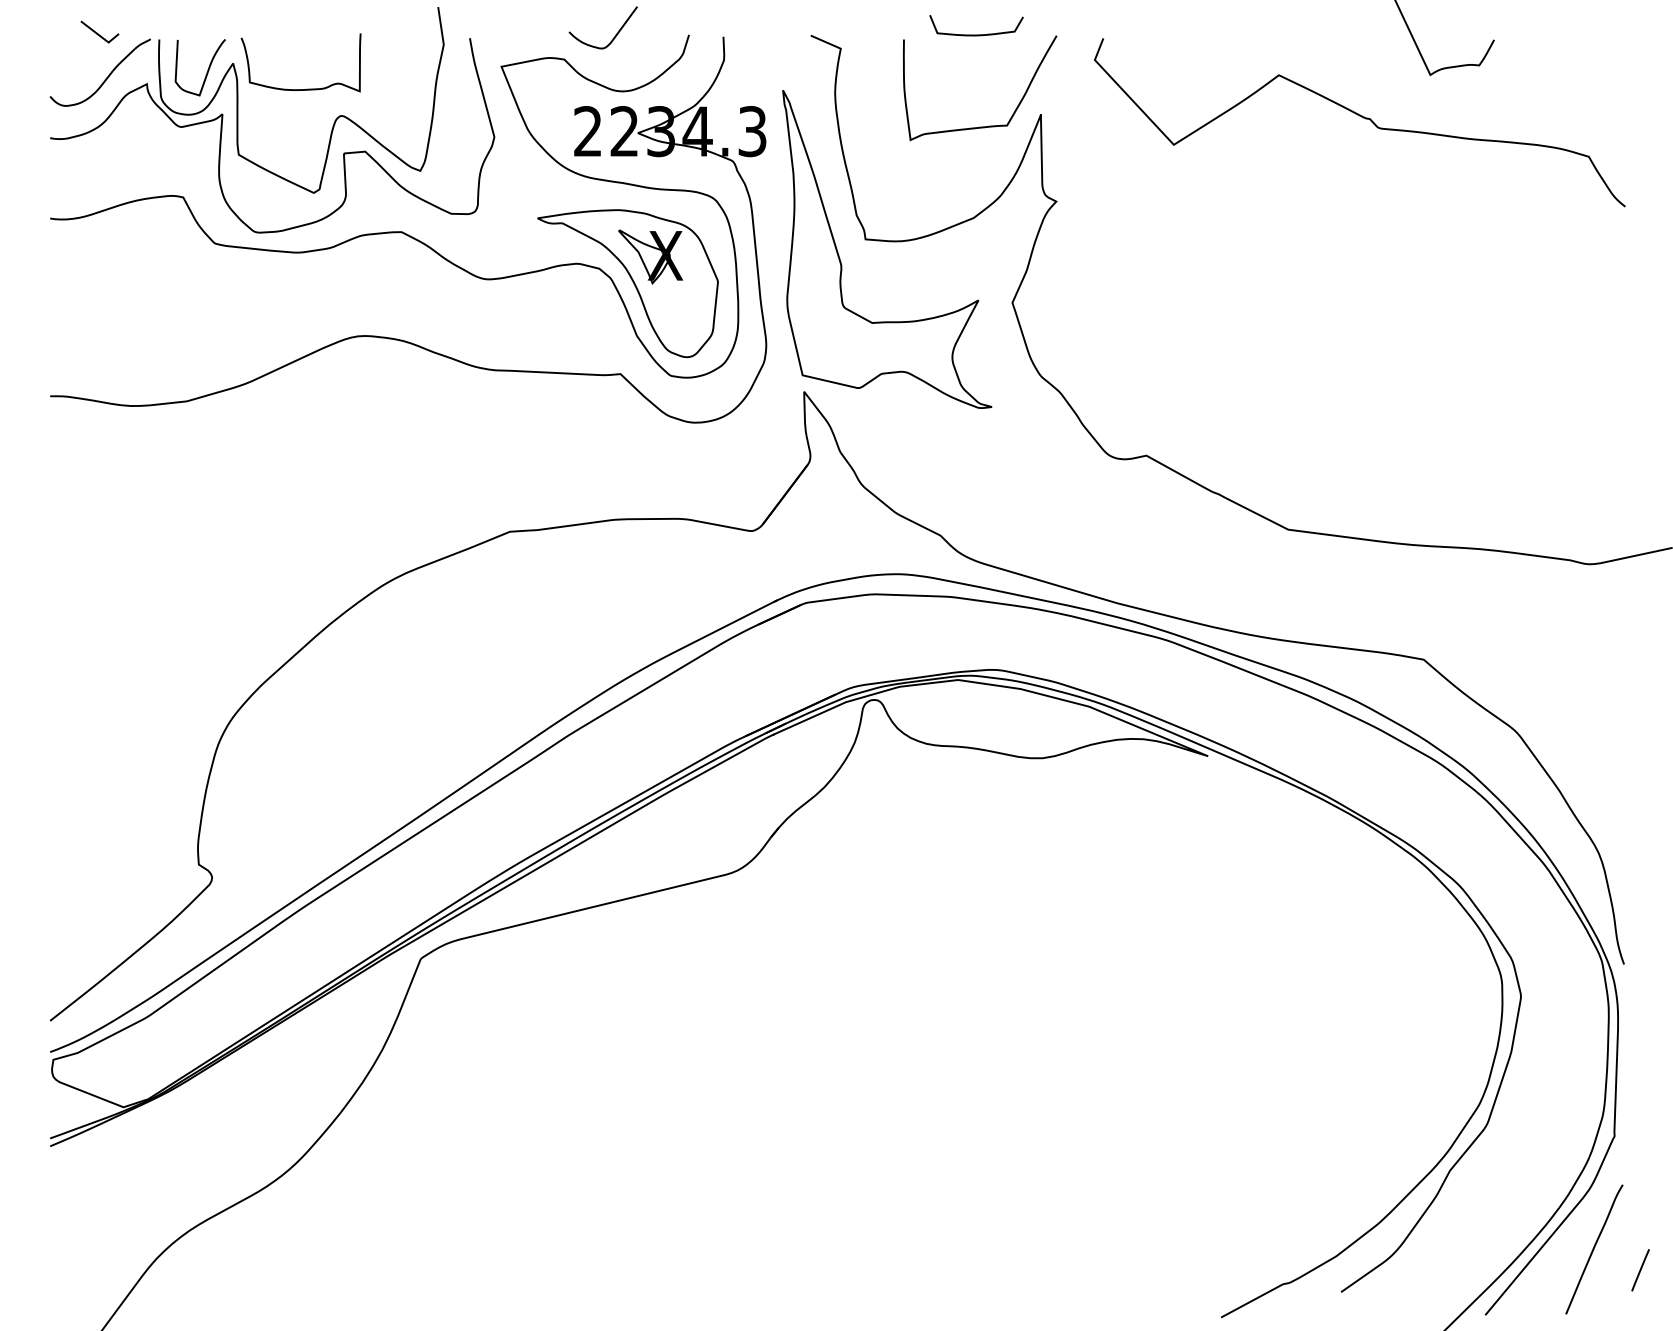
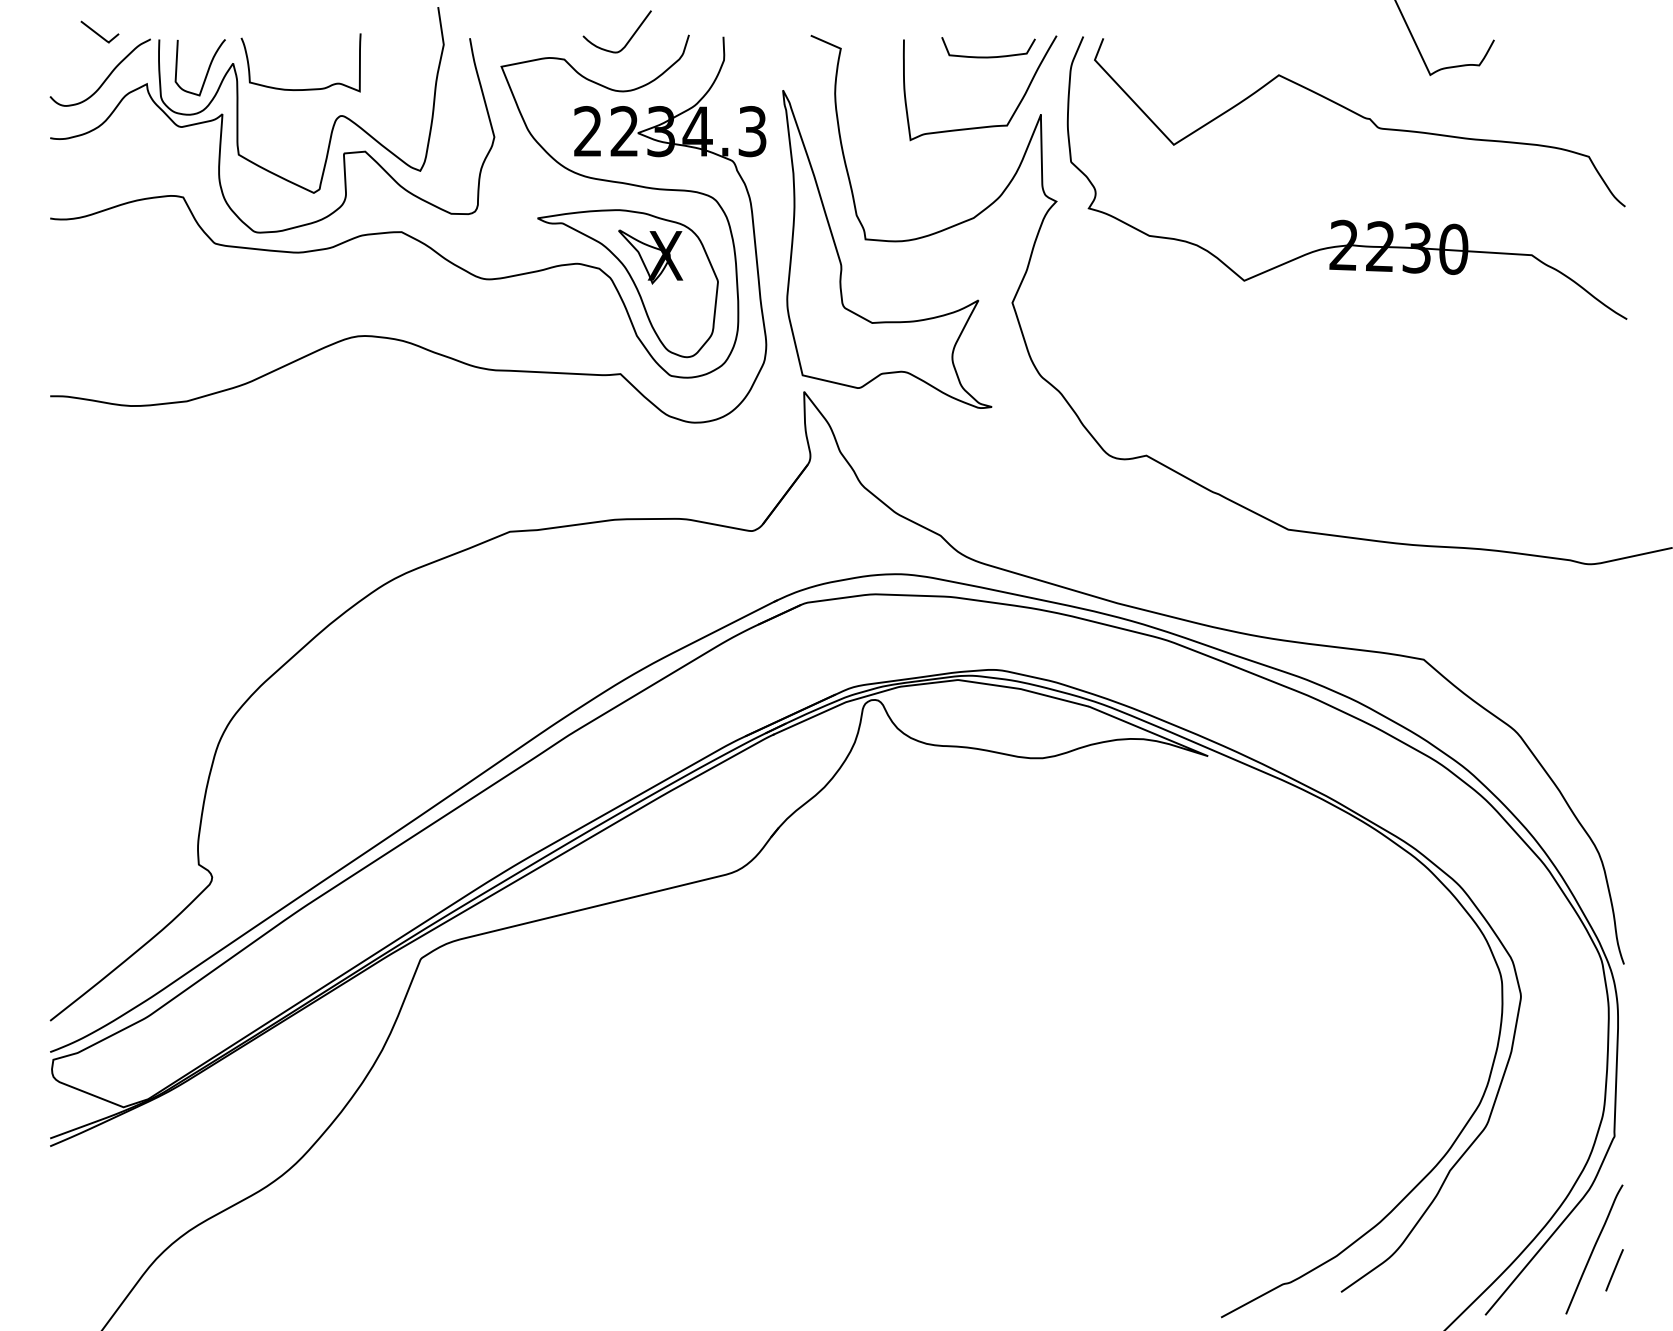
curve position: (615, 34) -> (629, 38) (629, 38)
curve position: (976, 34) -> (988, 56) (988, 56)
part: none -> present (1344, 219)
line position: (1640, 1270) -> (1614, 1270) (1614, 1270)
